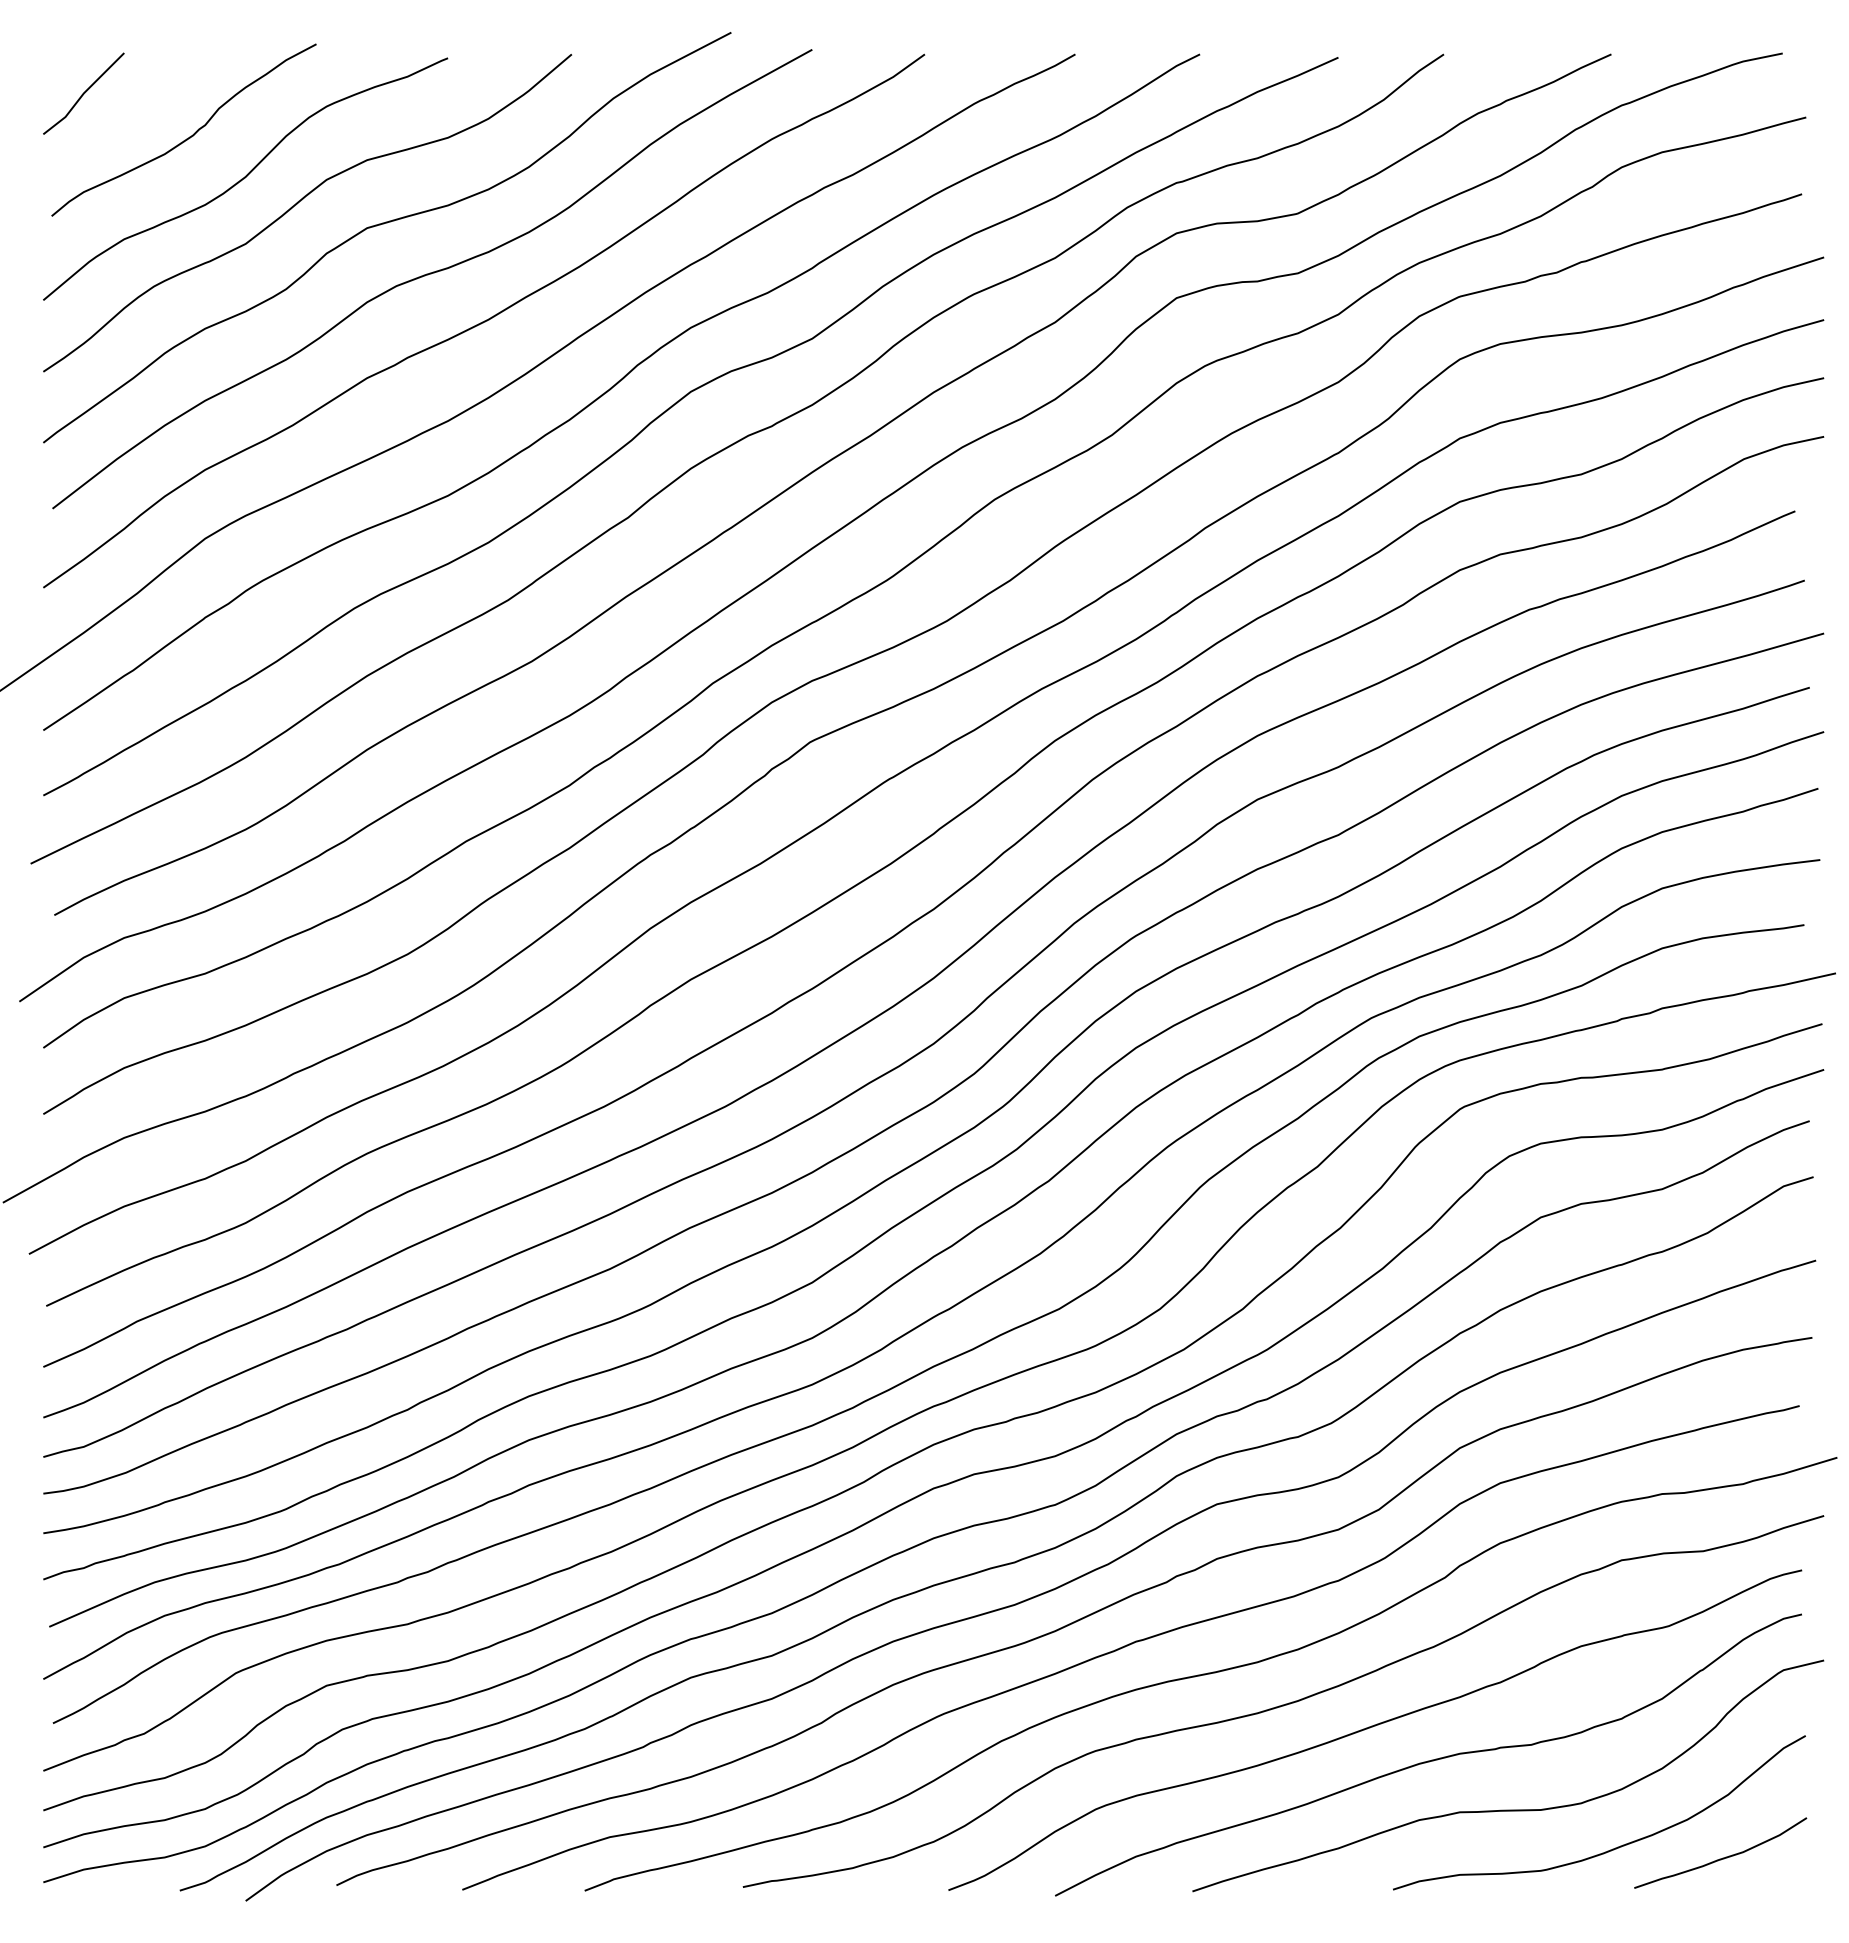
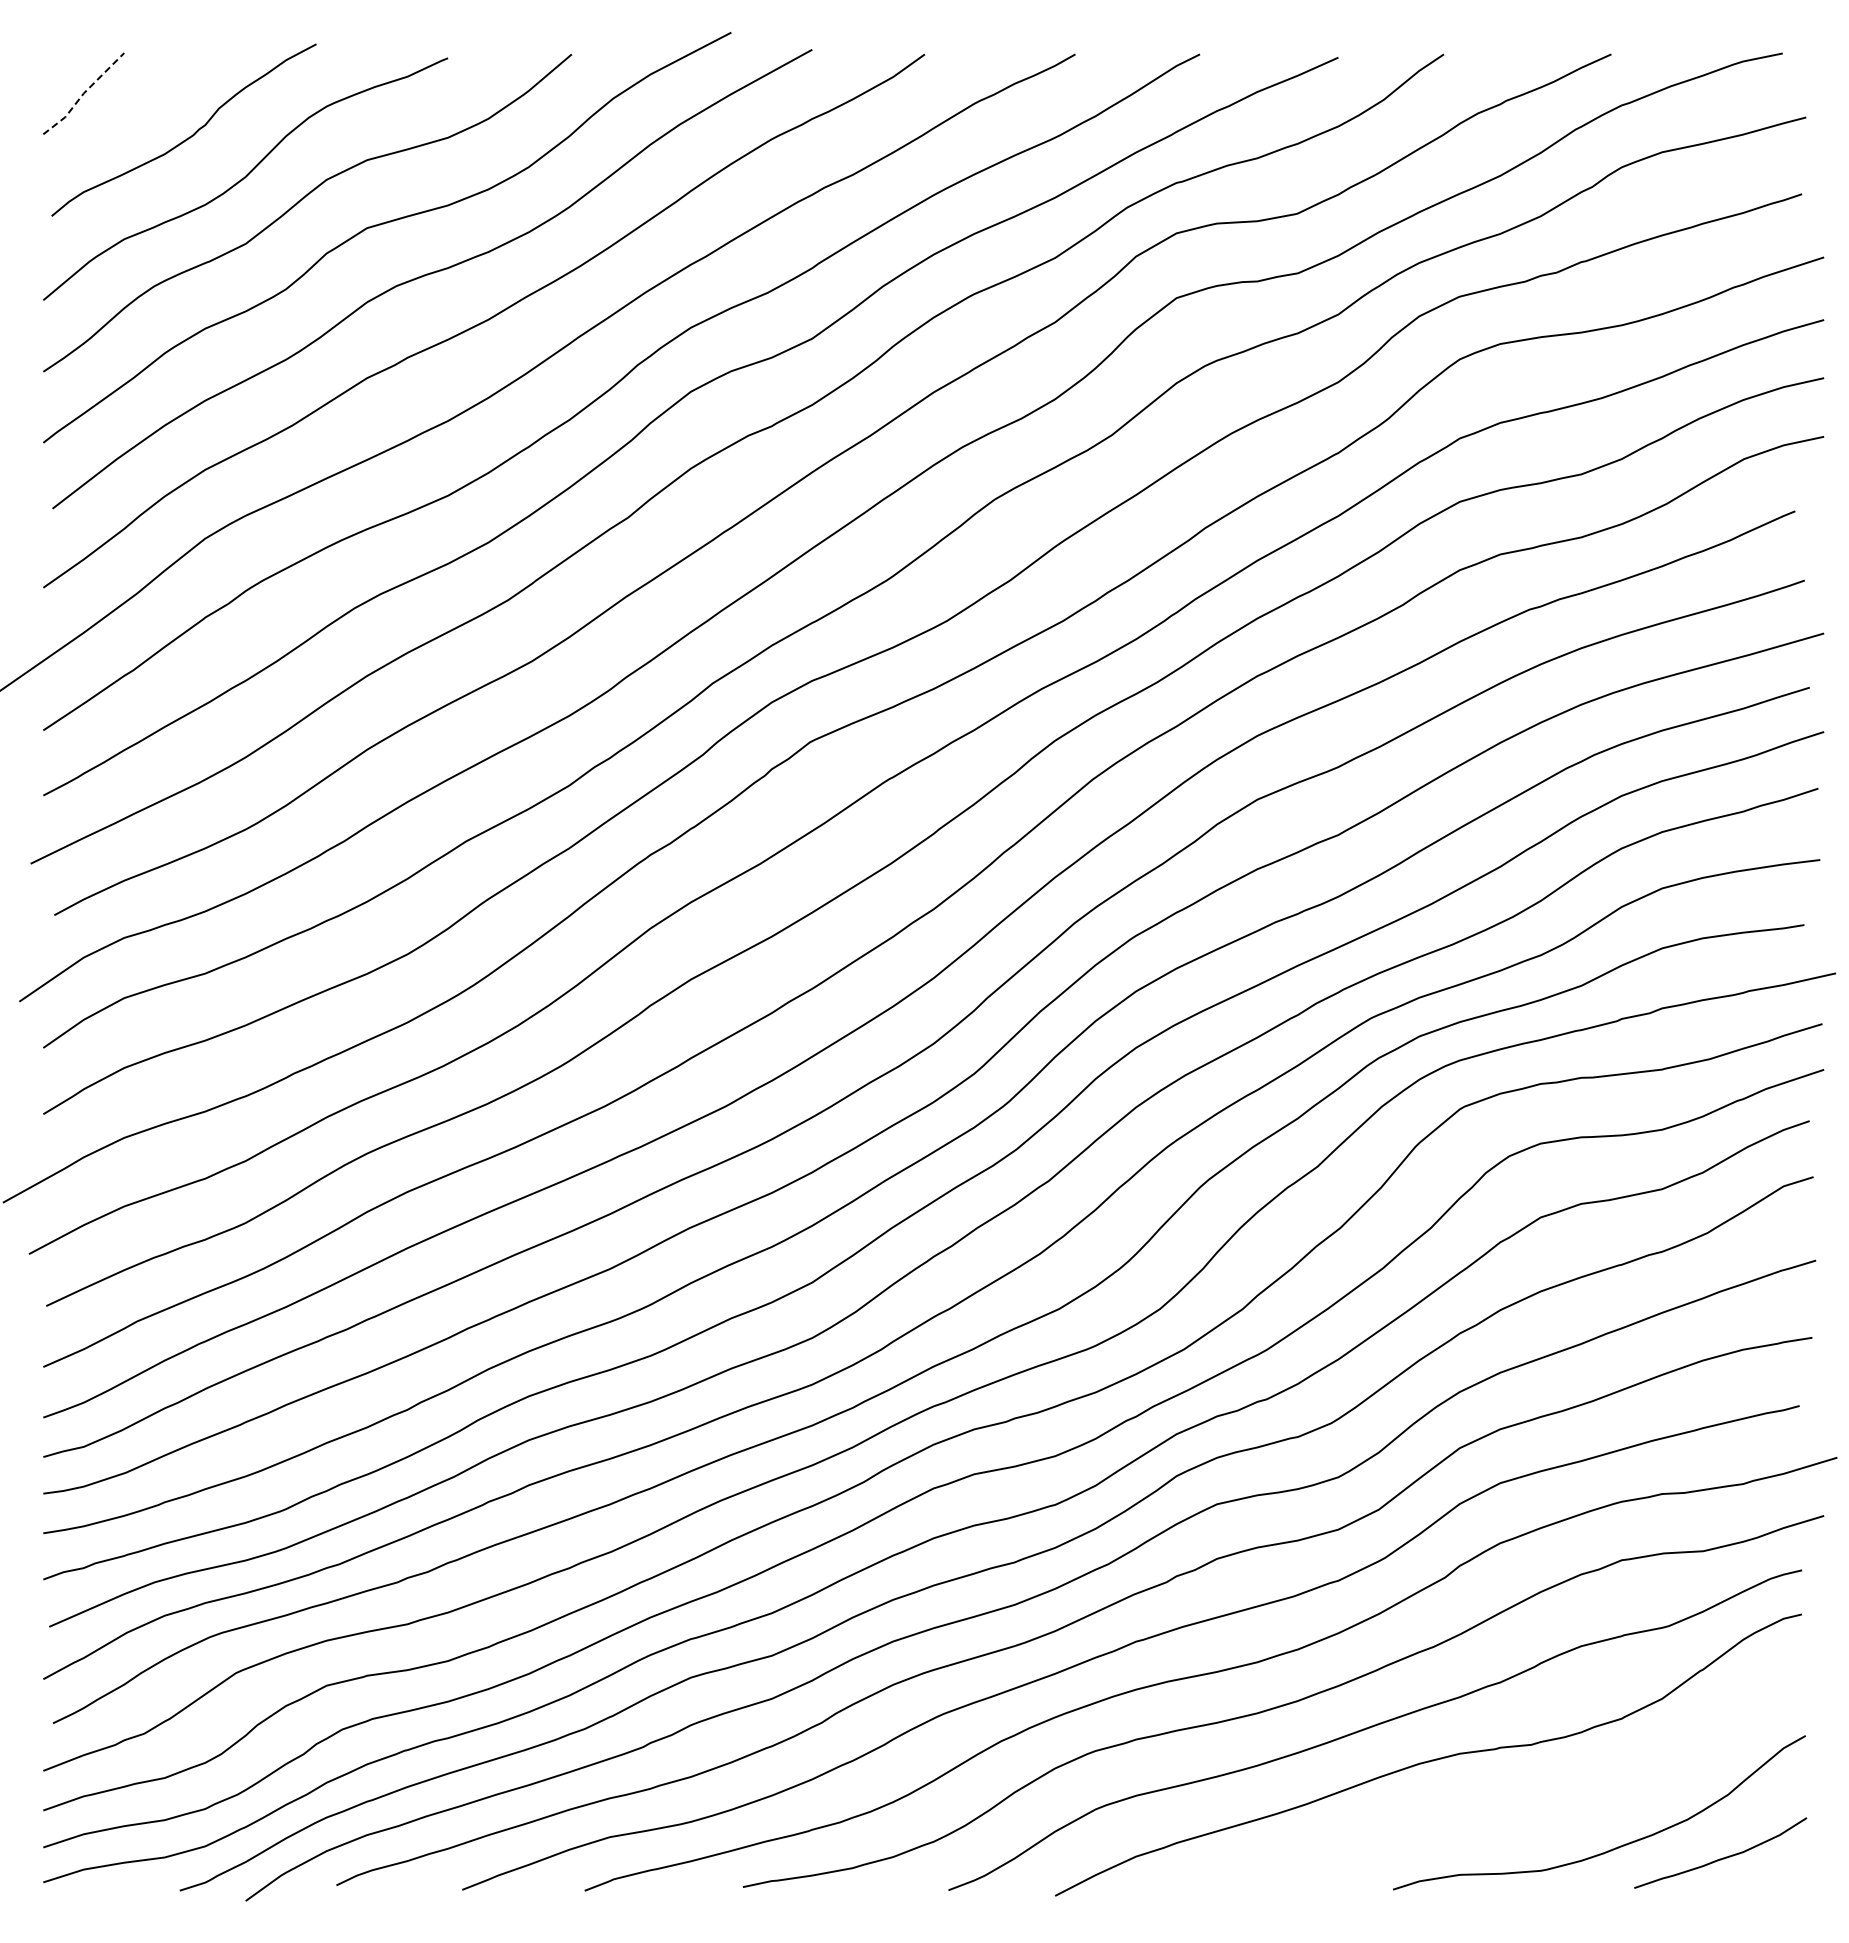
line: solid -> dashed (83, 93)
curve: present -> none (1508, 1809)
